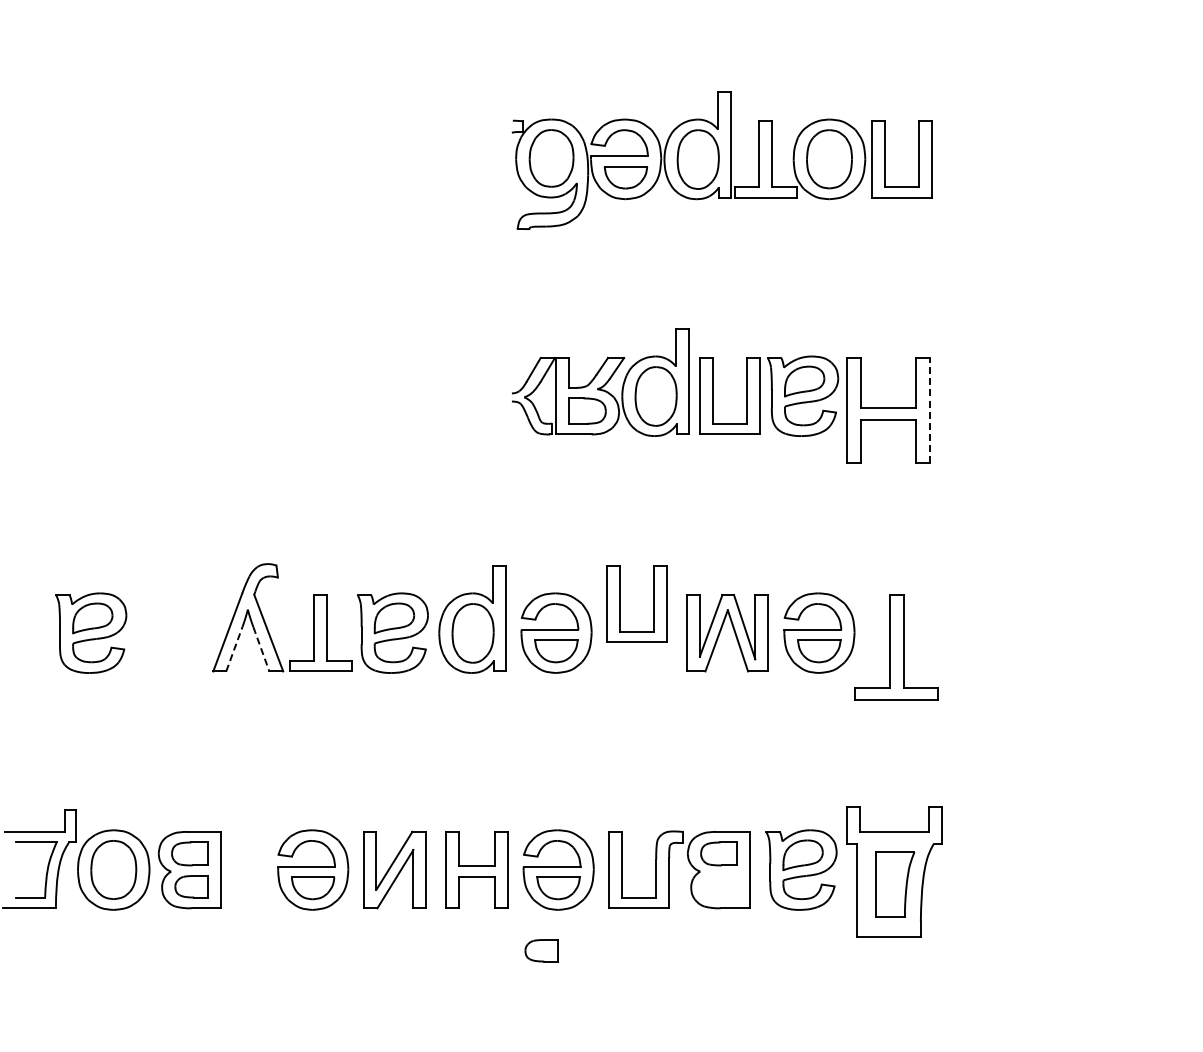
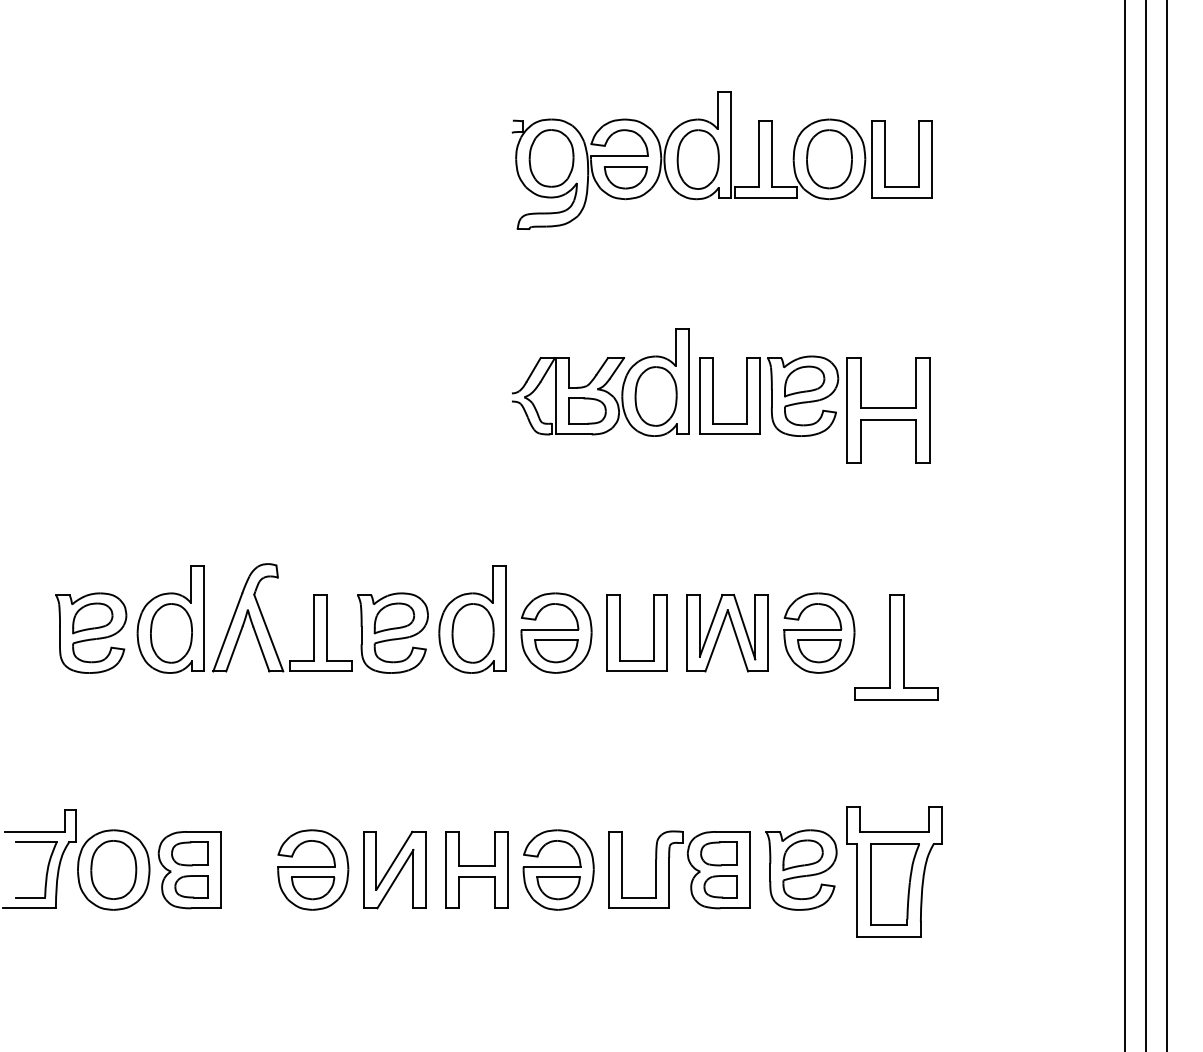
line: dashed -> solid (929, 410)
line: none -> present (1125, 525)
line: none -> present (1146, 525)
line: none -> present (1166, 525)
part position: (620, 603) -> (620, 632) (620, 632)
part: none -> present (170, 619)
line: dashed -> solid (234, 649)
line: dashed -> solid (261, 649)
part size: 41x67 px -> 50x83 px (894, 884)
part position: (541, 950) -> (720, 886) (720, 886)
